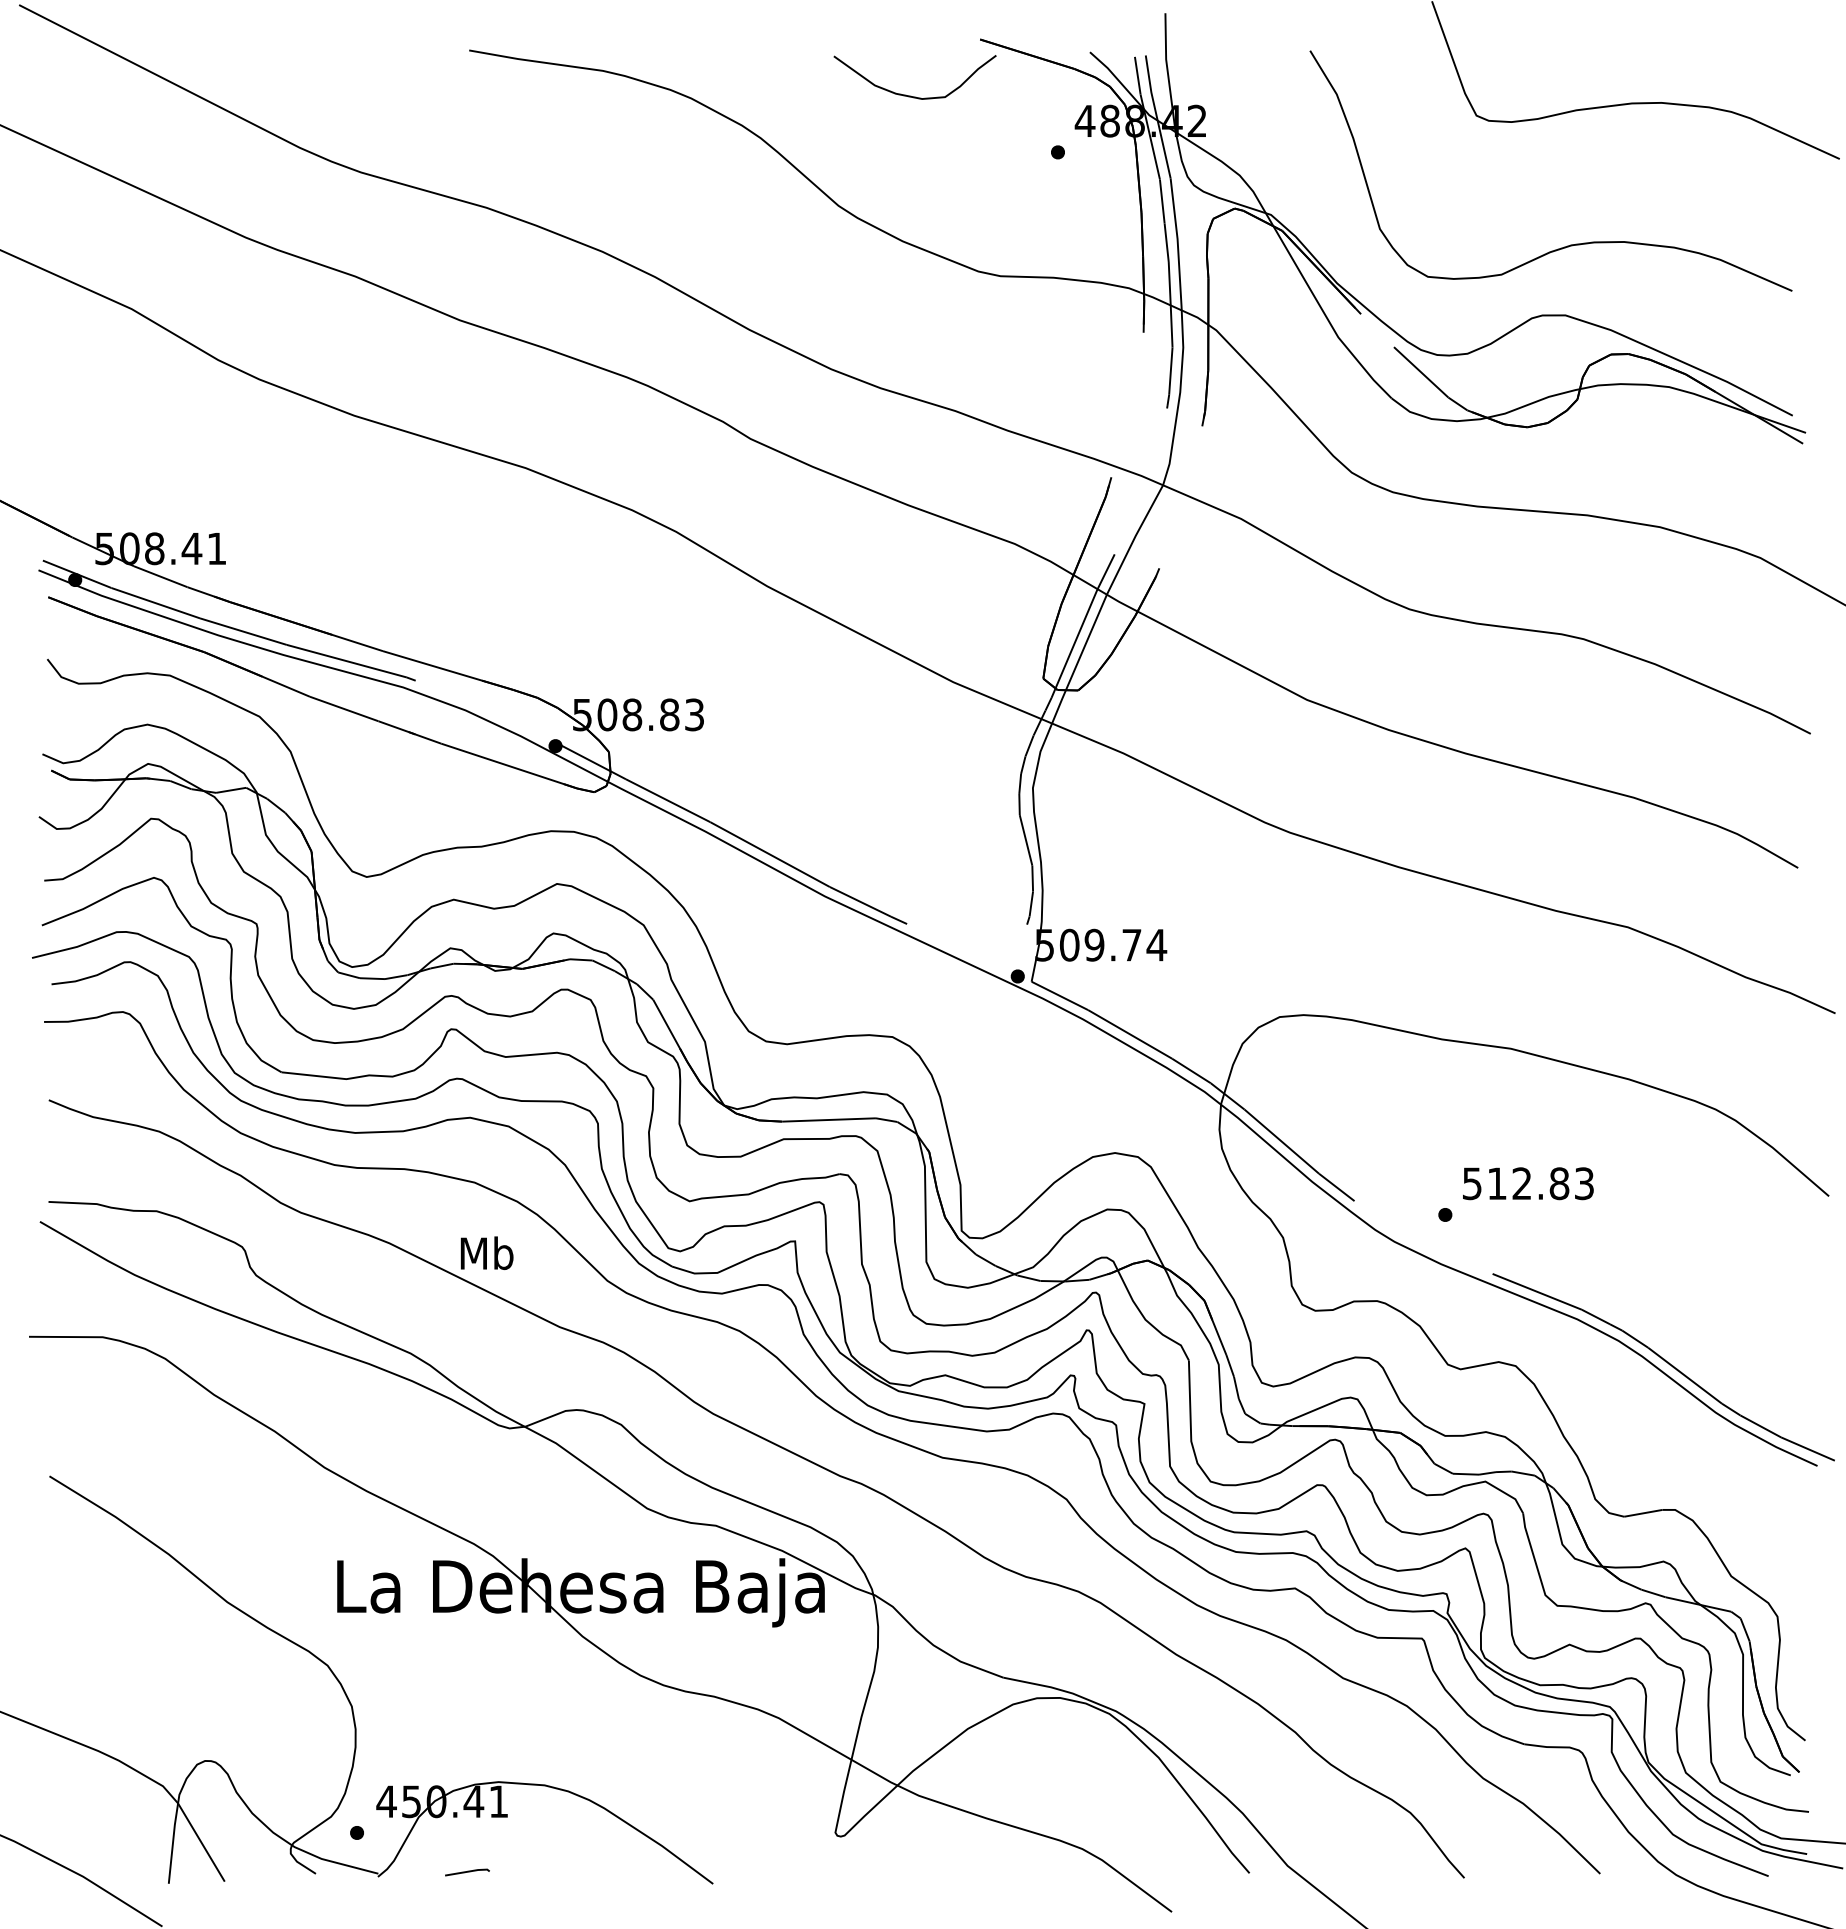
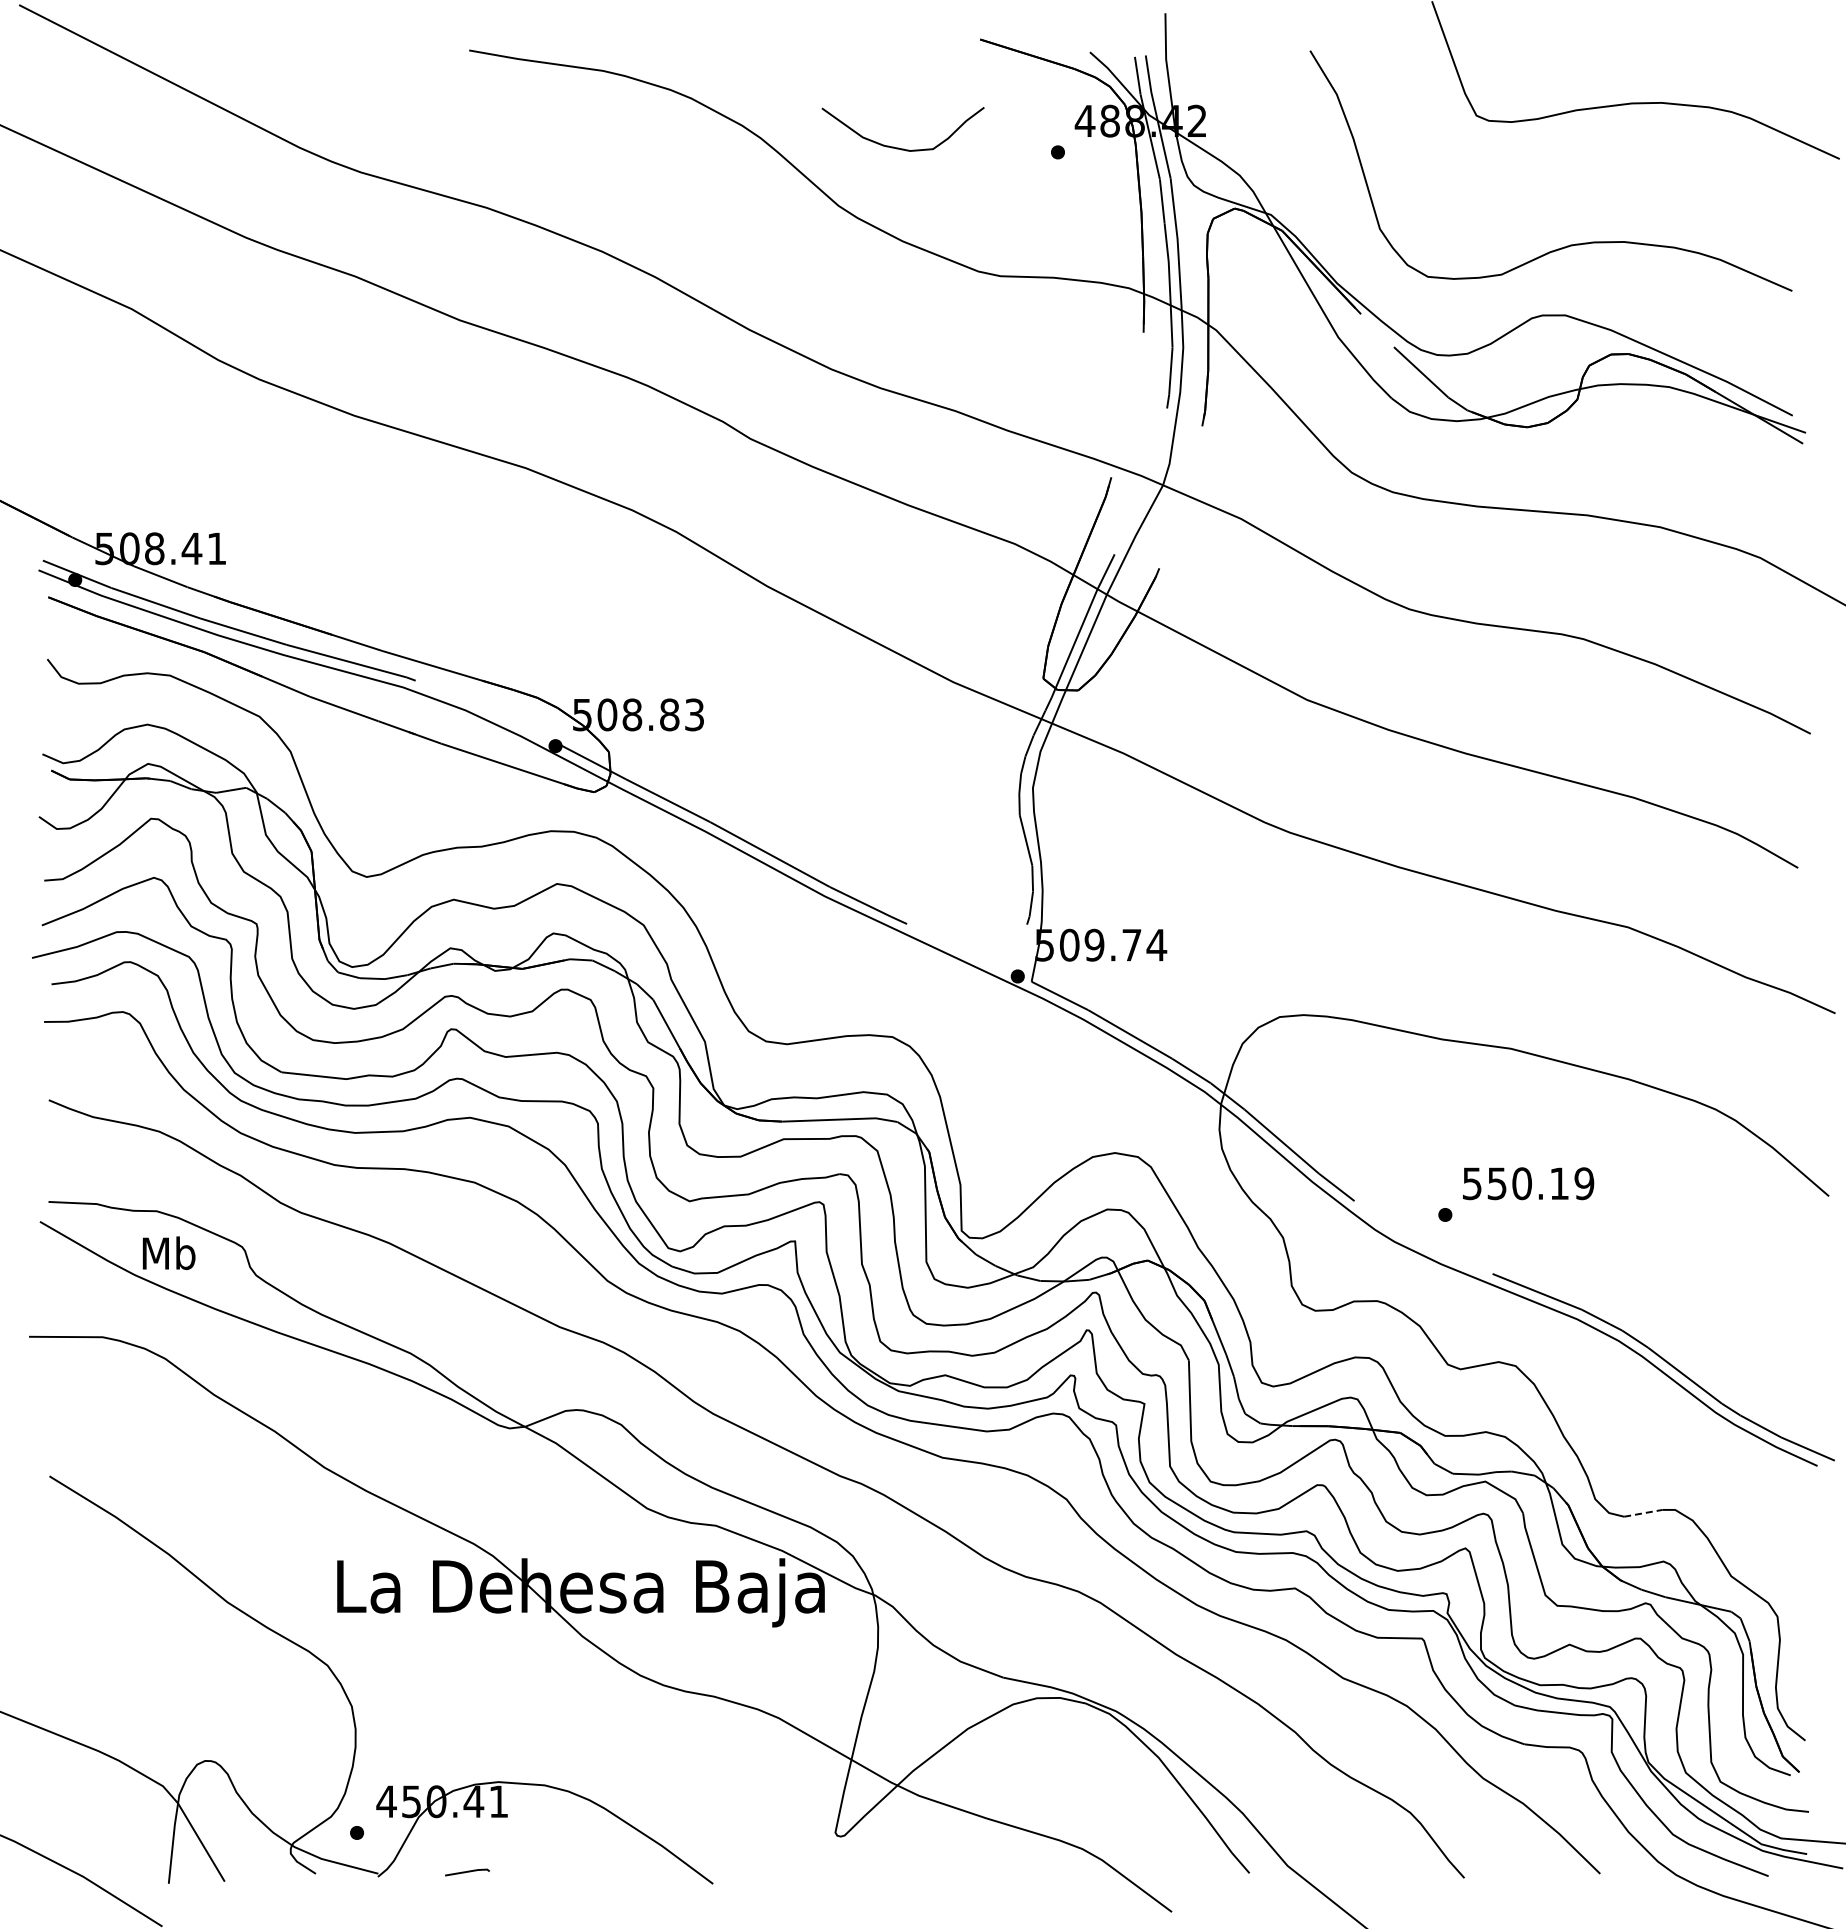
curve position: (910, 95) -> (898, 147) (898, 147)
text: 512.83 -> 550.19 (1540, 1183)
text position: (486, 1252) -> (168, 1252) (168, 1252)
line: solid -> dashed (1643, 1513)
